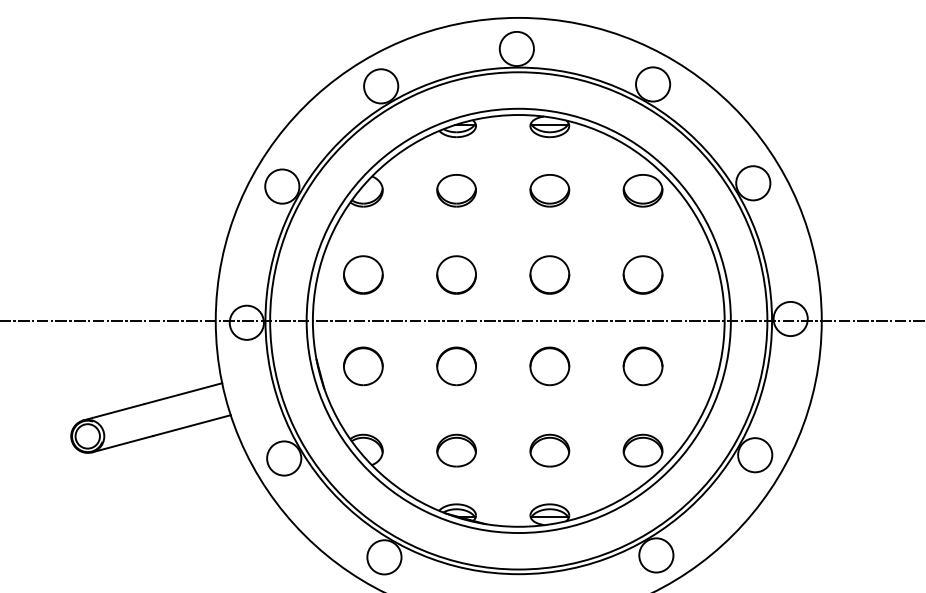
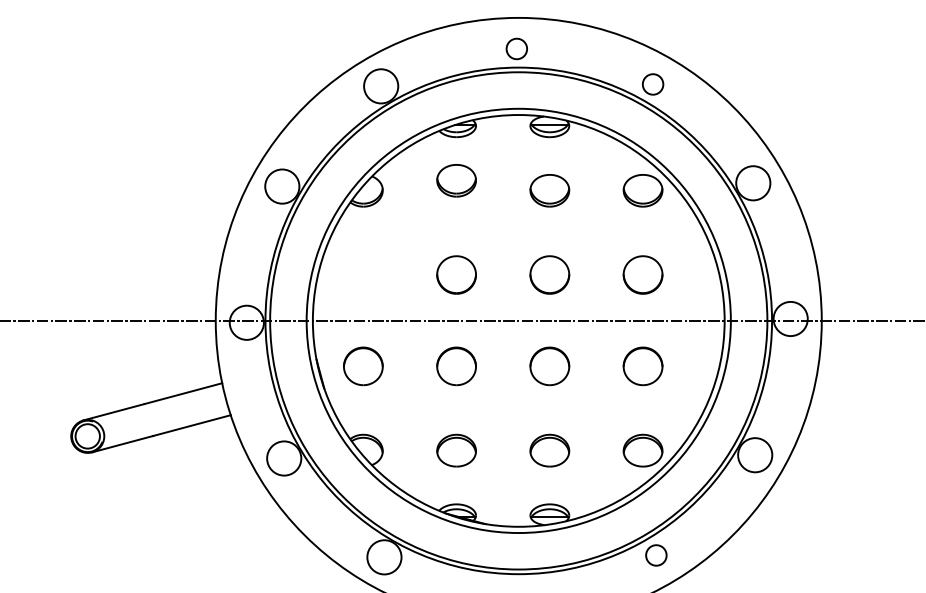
circle diameter: 34 px -> 21 px (516, 48)
circle diameter: 34 px -> 21 px (652, 84)
part position: (456, 190) -> (456, 180) (456, 180)
part: present -> none (363, 274)
circle diameter: 34 px -> 21 px (656, 555)
